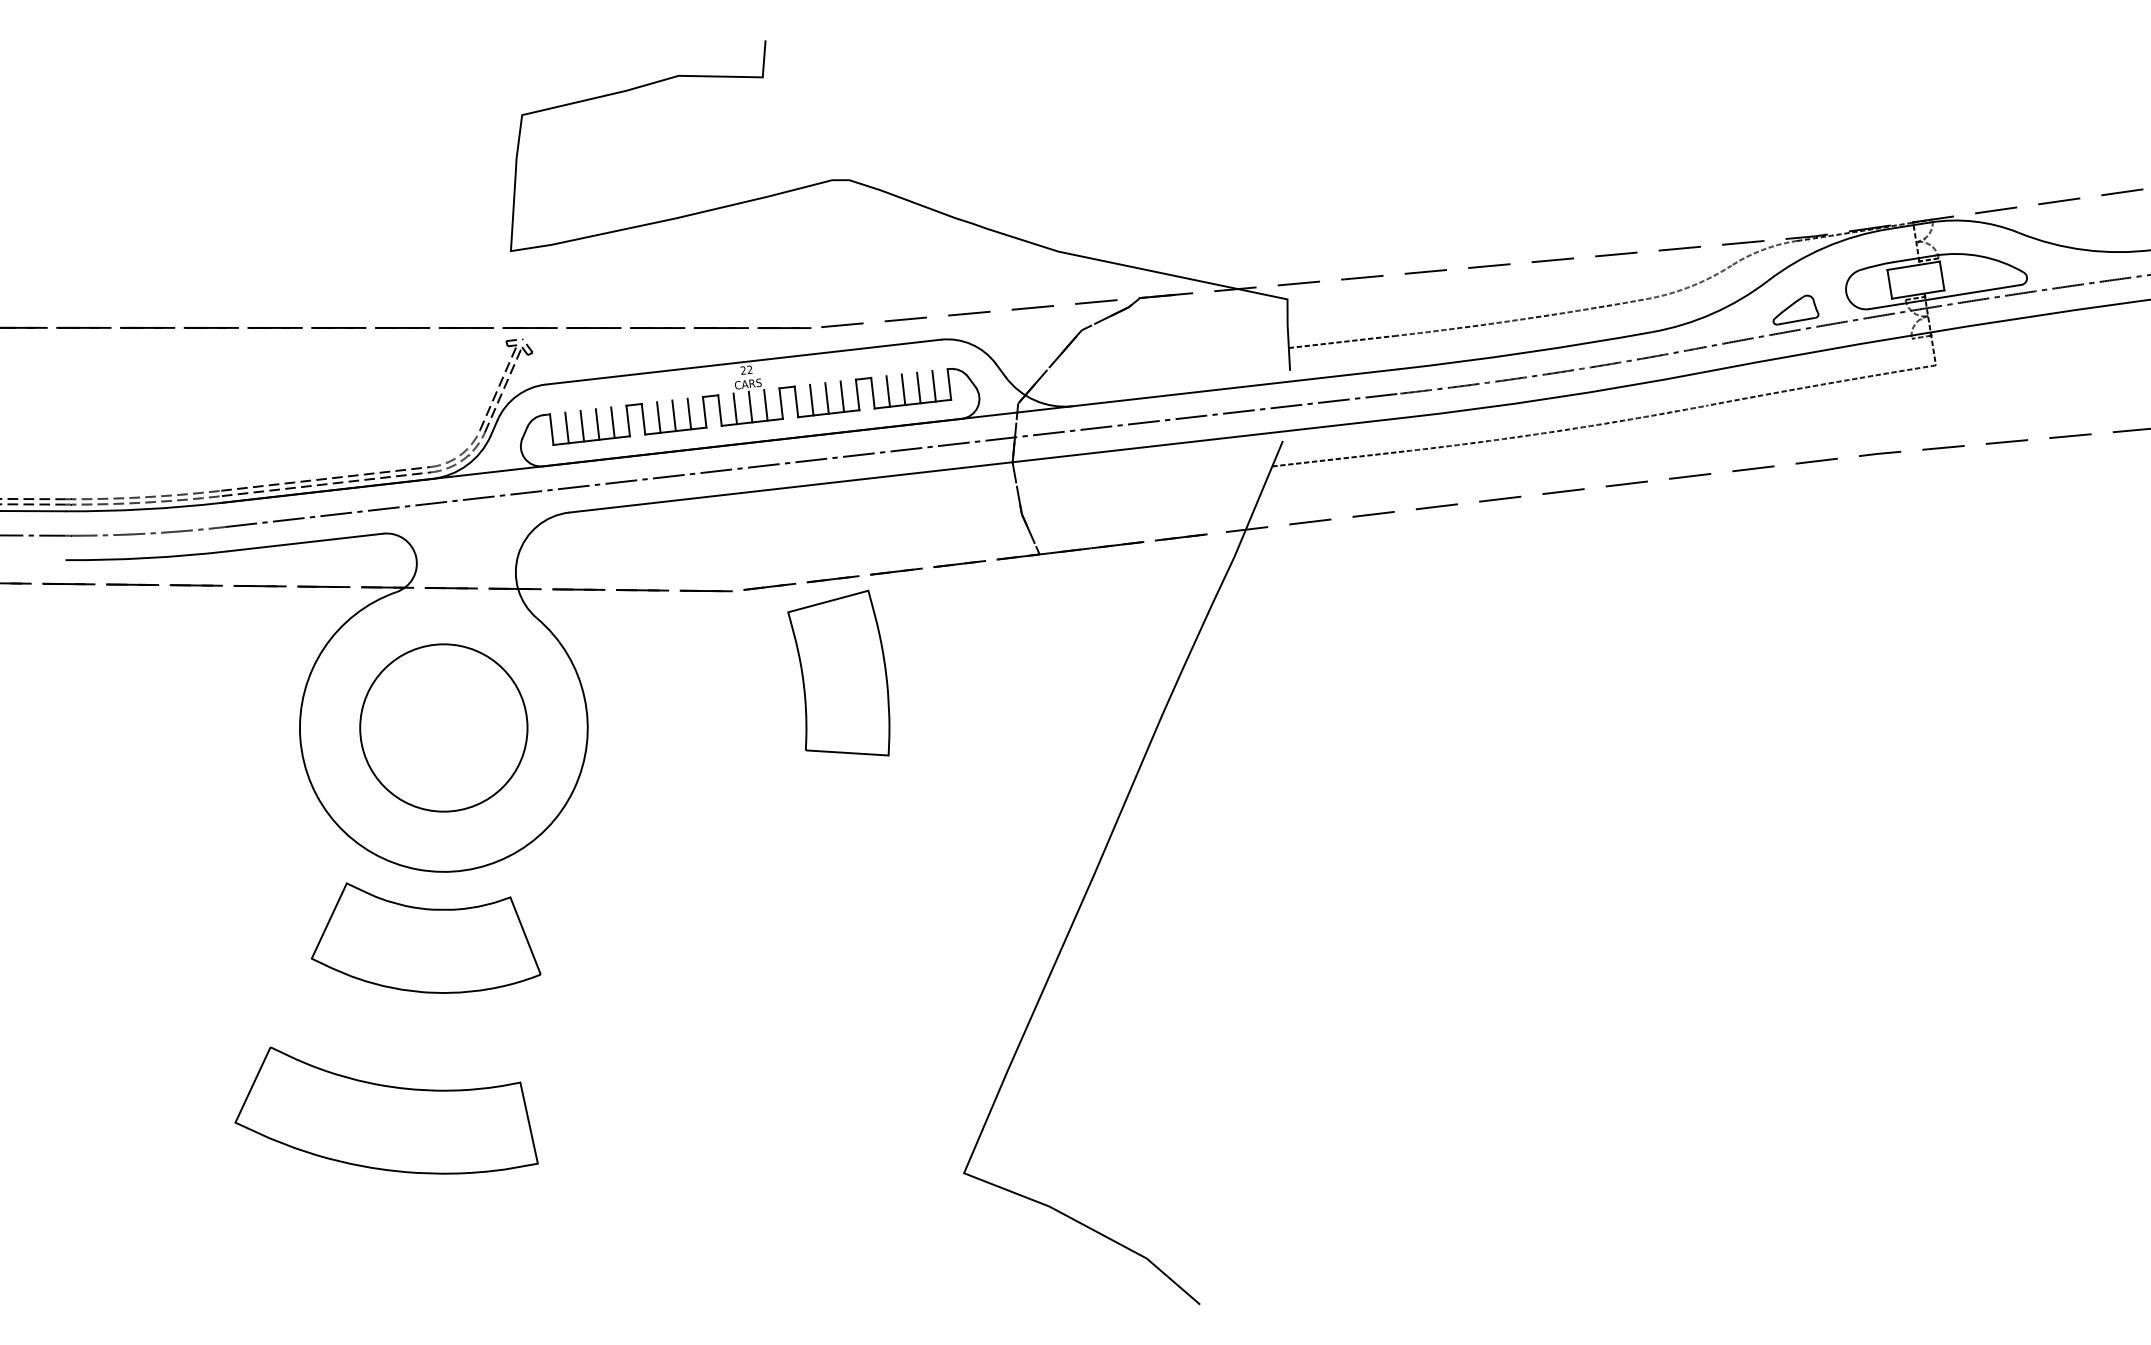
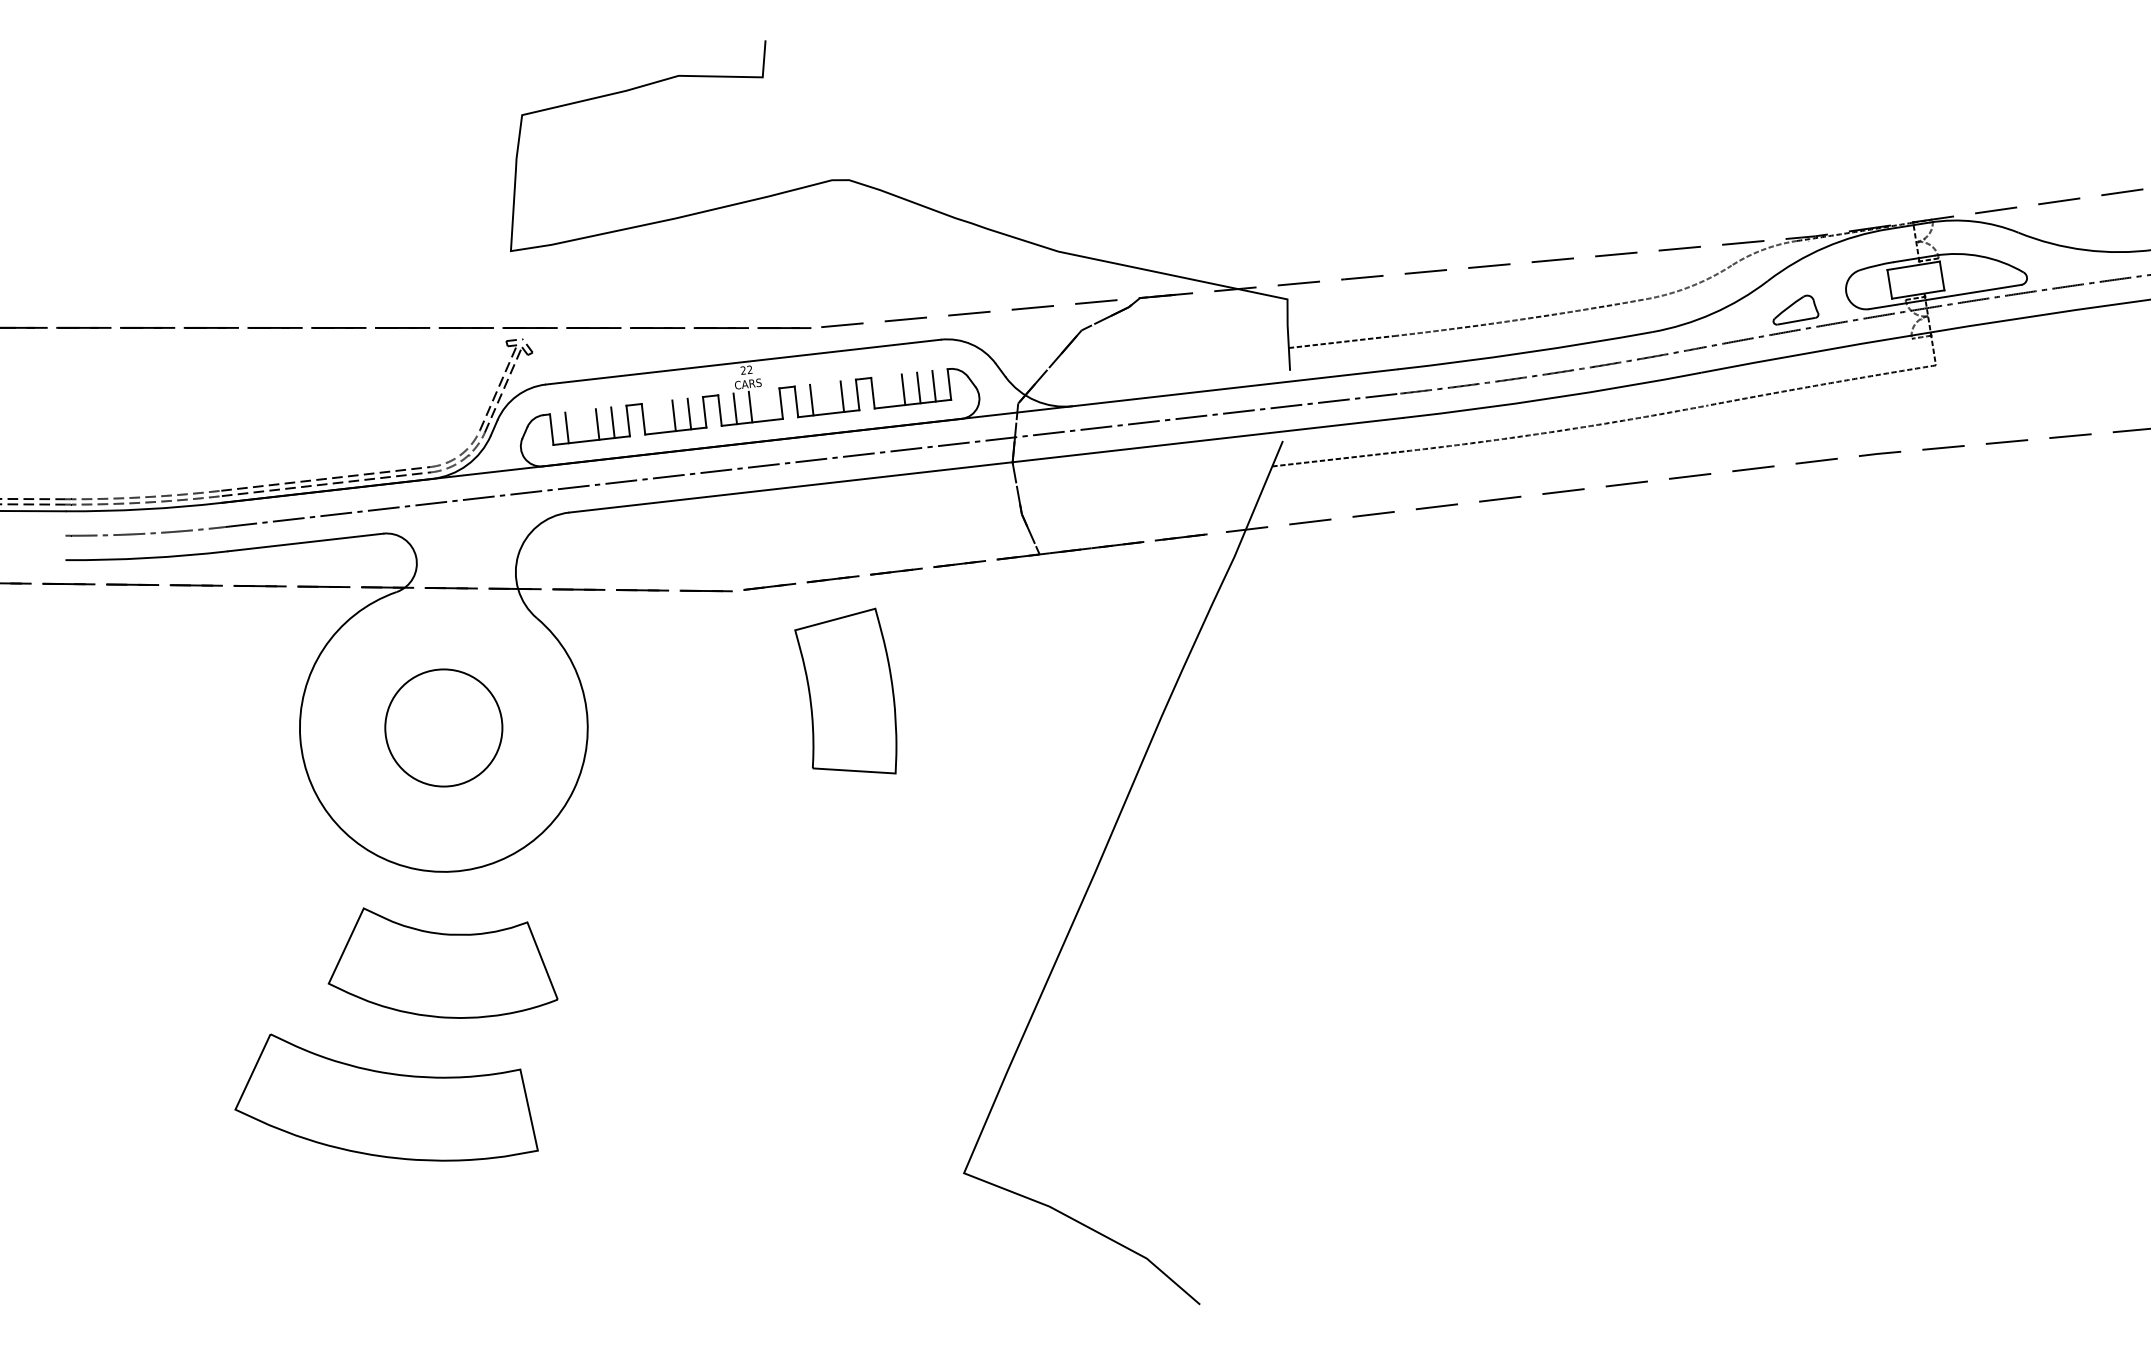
line: present -> none (887, 391)
line: present -> none (826, 398)
line: present -> none (765, 405)
line: present -> none (658, 417)
line: present -> none (582, 425)
line: present -> none (33, 535)
part position: (838, 672) -> (845, 690) (845, 690)
circle diameter: 167 px -> 117 px (443, 727)
part position: (425, 937) -> (442, 962) (442, 962)
part position: (386, 1110) -> (386, 1097) (386, 1097)
